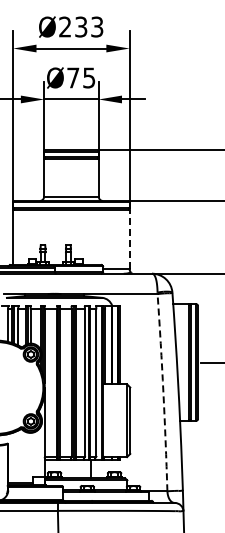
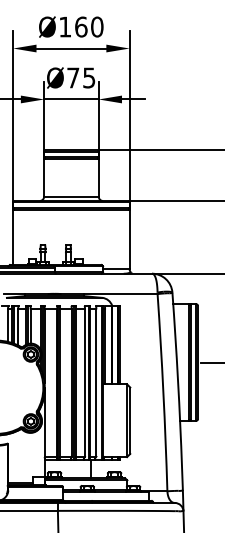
text: Ø233 -> Ø160 (81, 26)
line: dashed -> solid (129, 239)
arc: dashed -> solid (163, 392)
